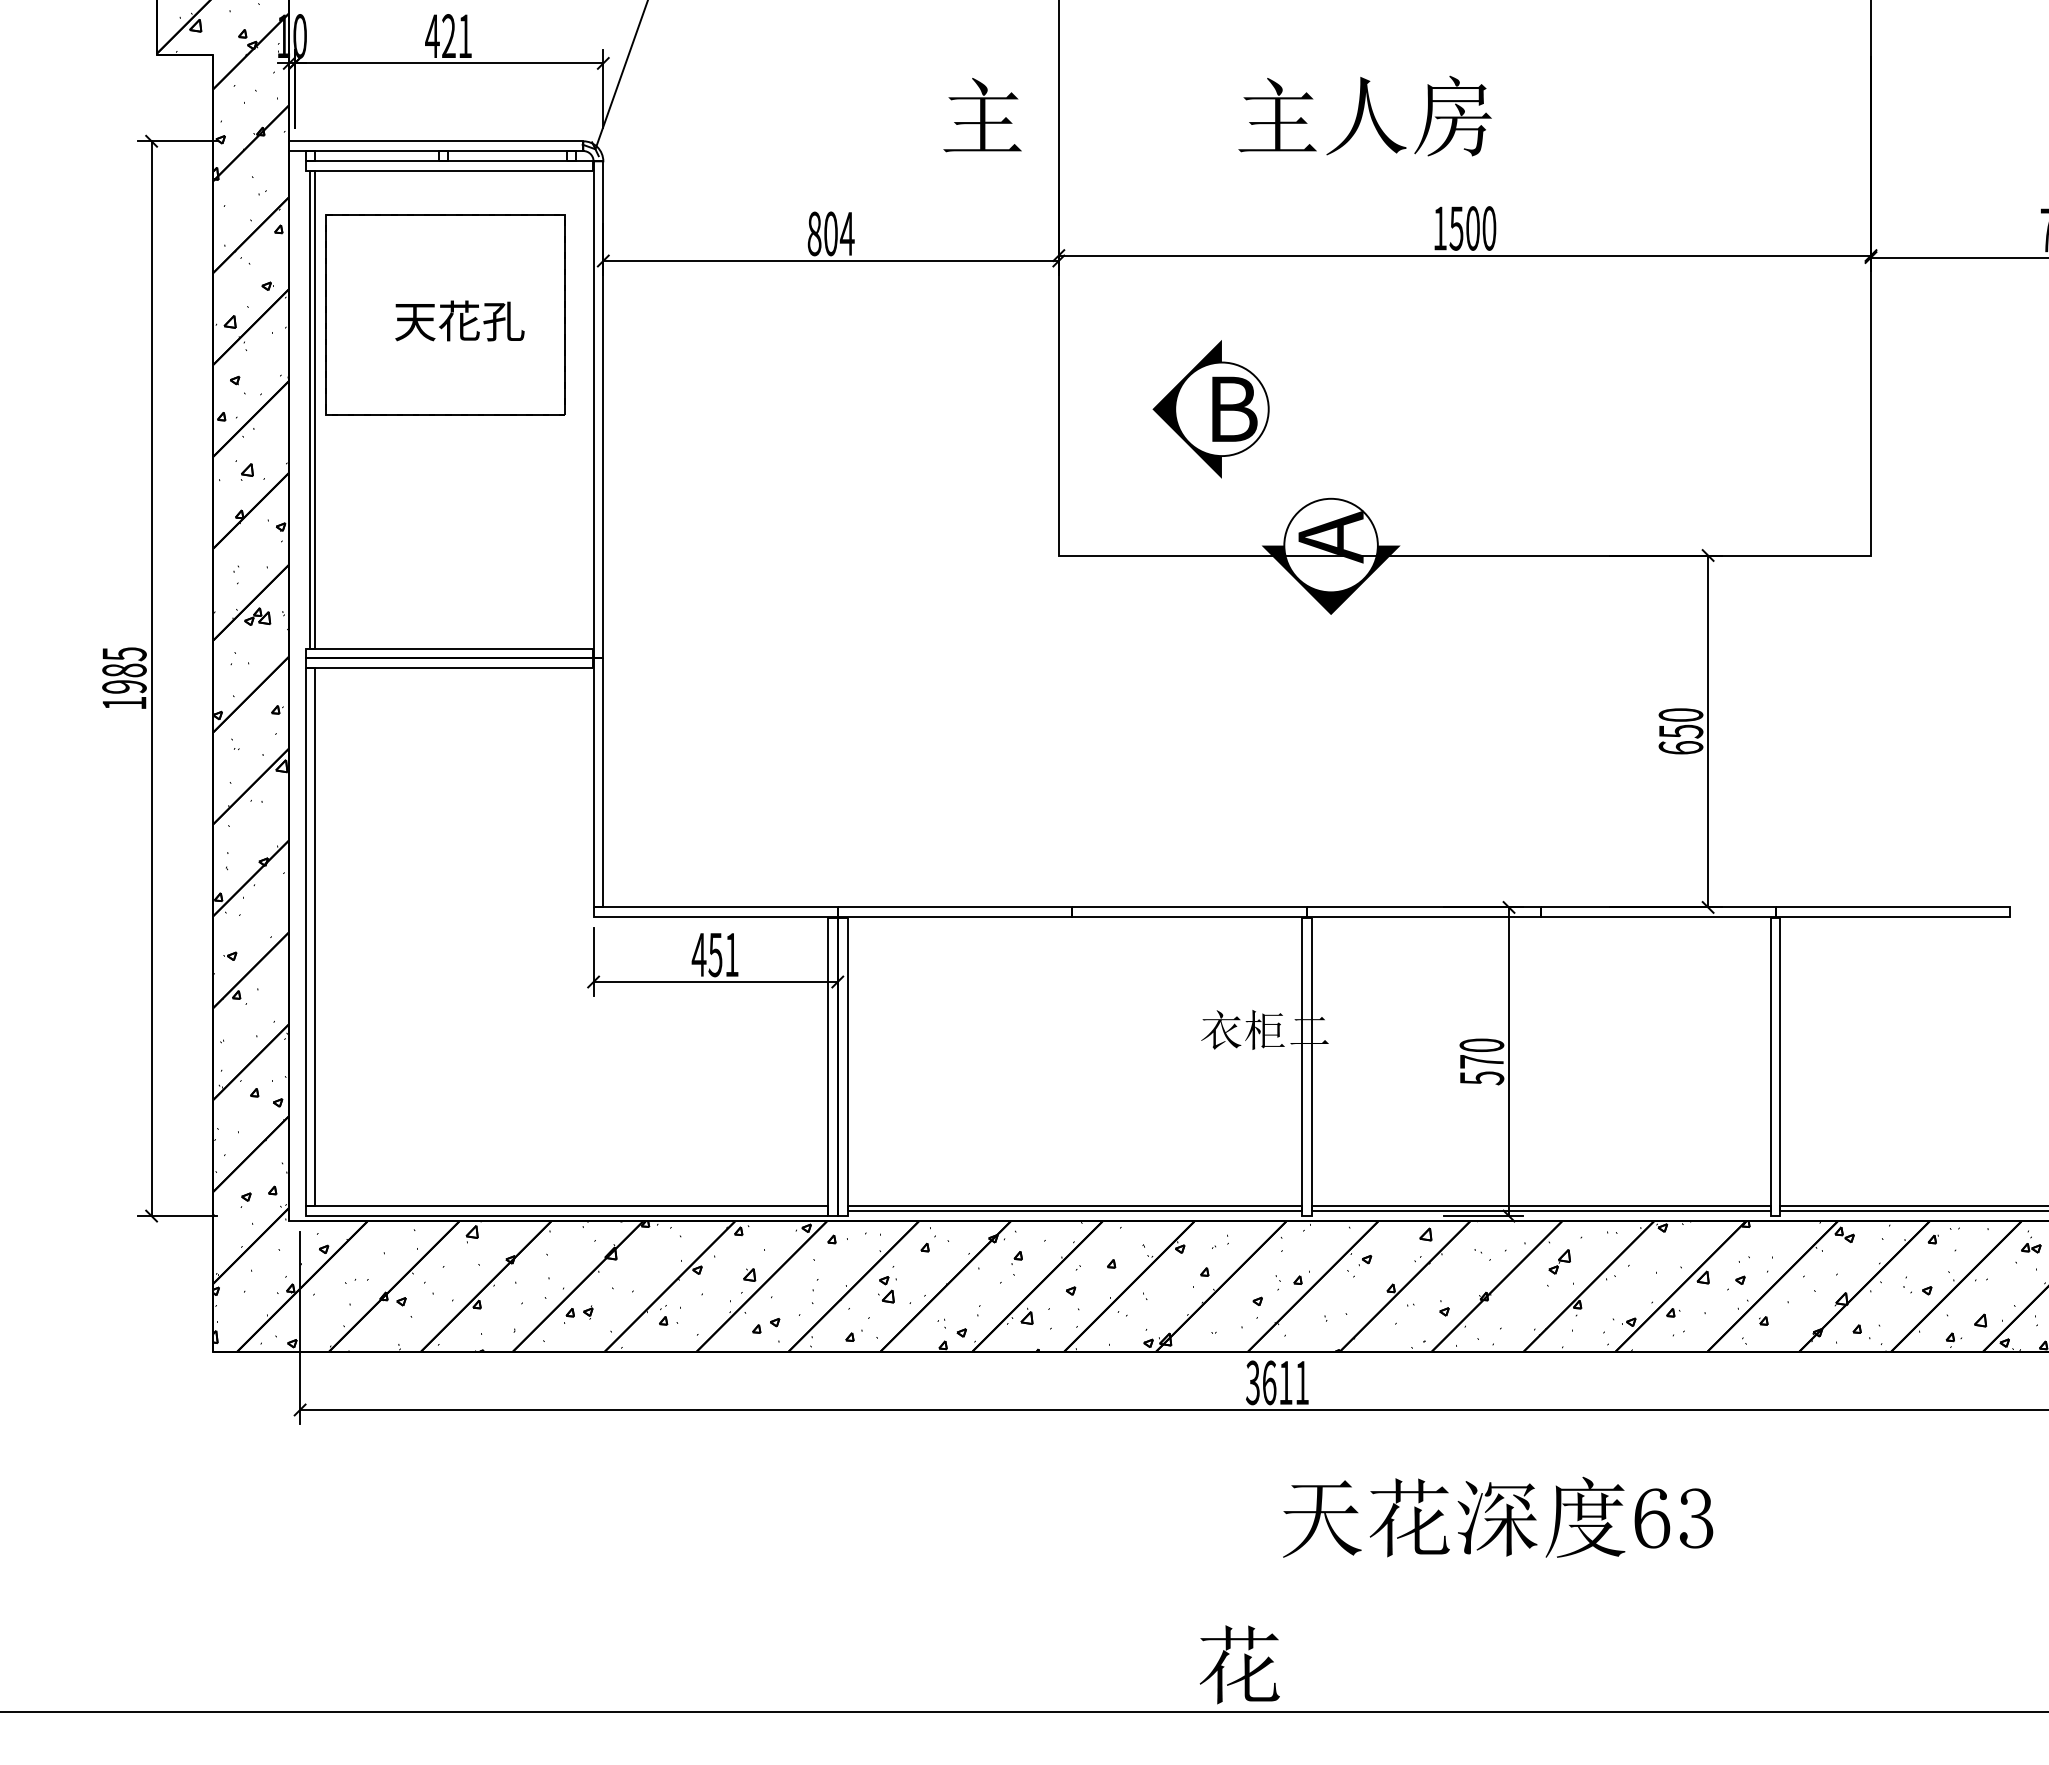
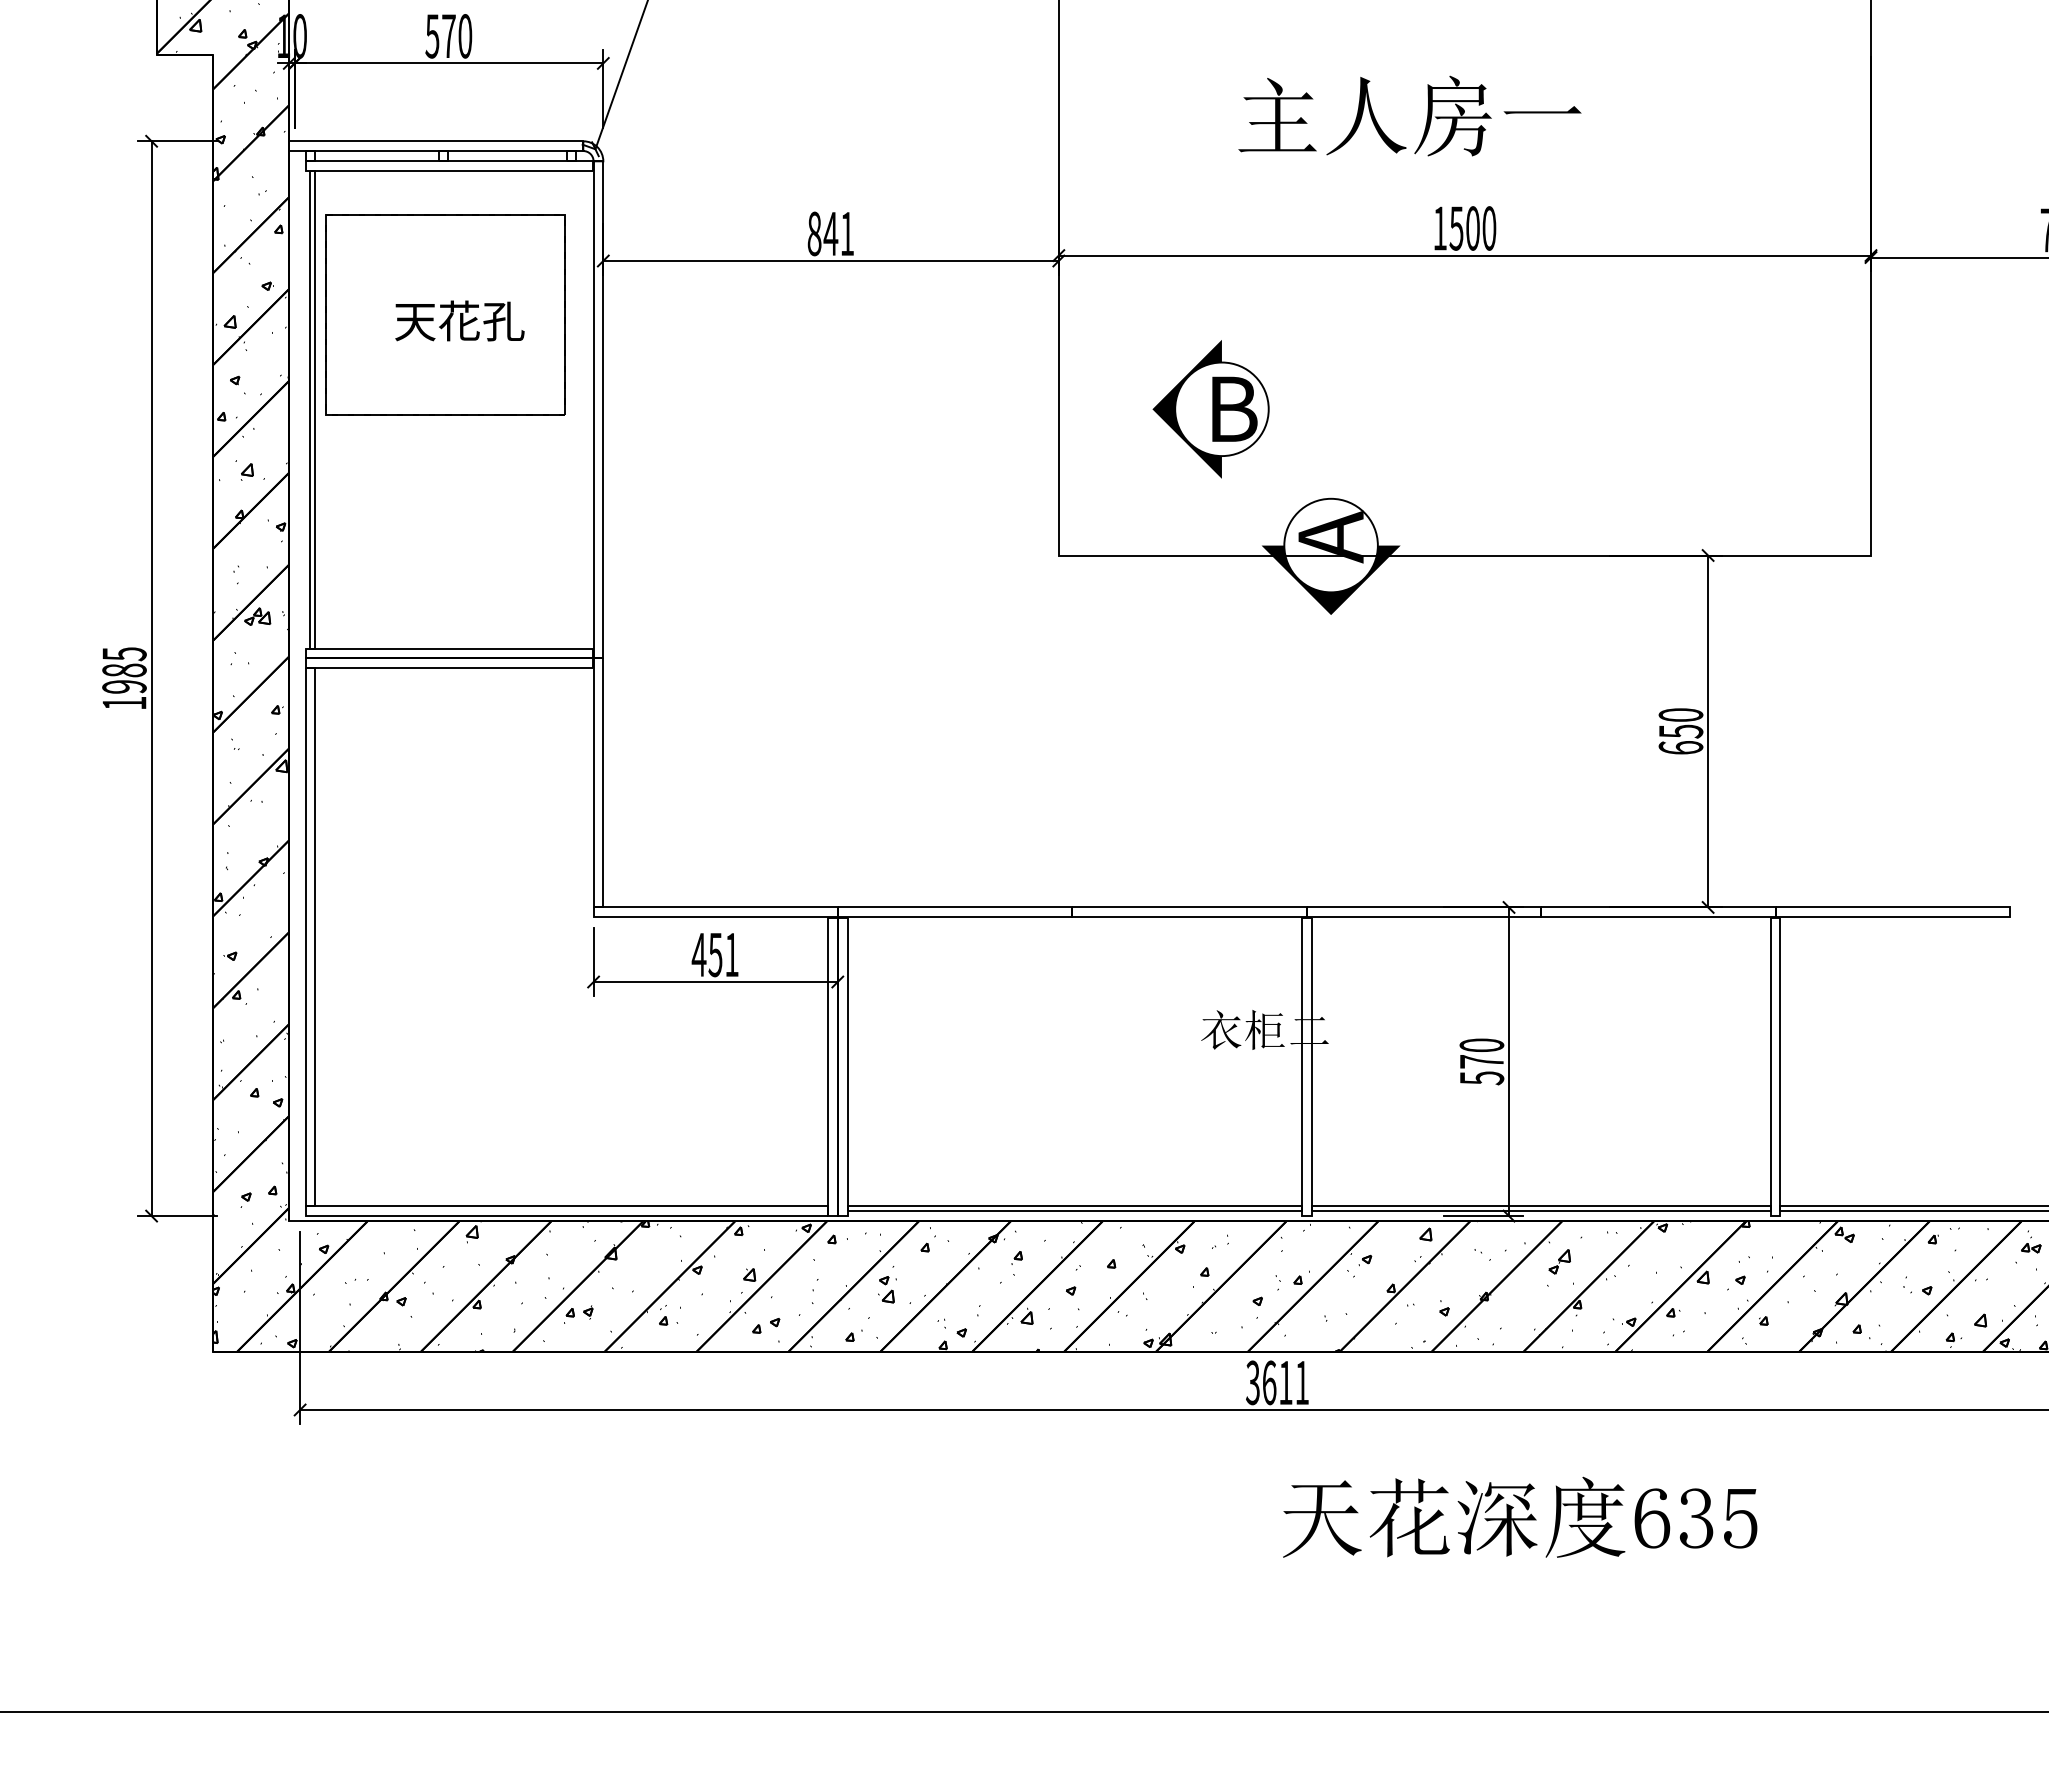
text: 421 -> 570 (448, 36)
fill: none -> present (1542, 109)
part: present -> none (982, 115)
text: 804 -> 841 (838, 233)
fill: none -> present (1740, 1518)
part: present -> none (1239, 1664)
